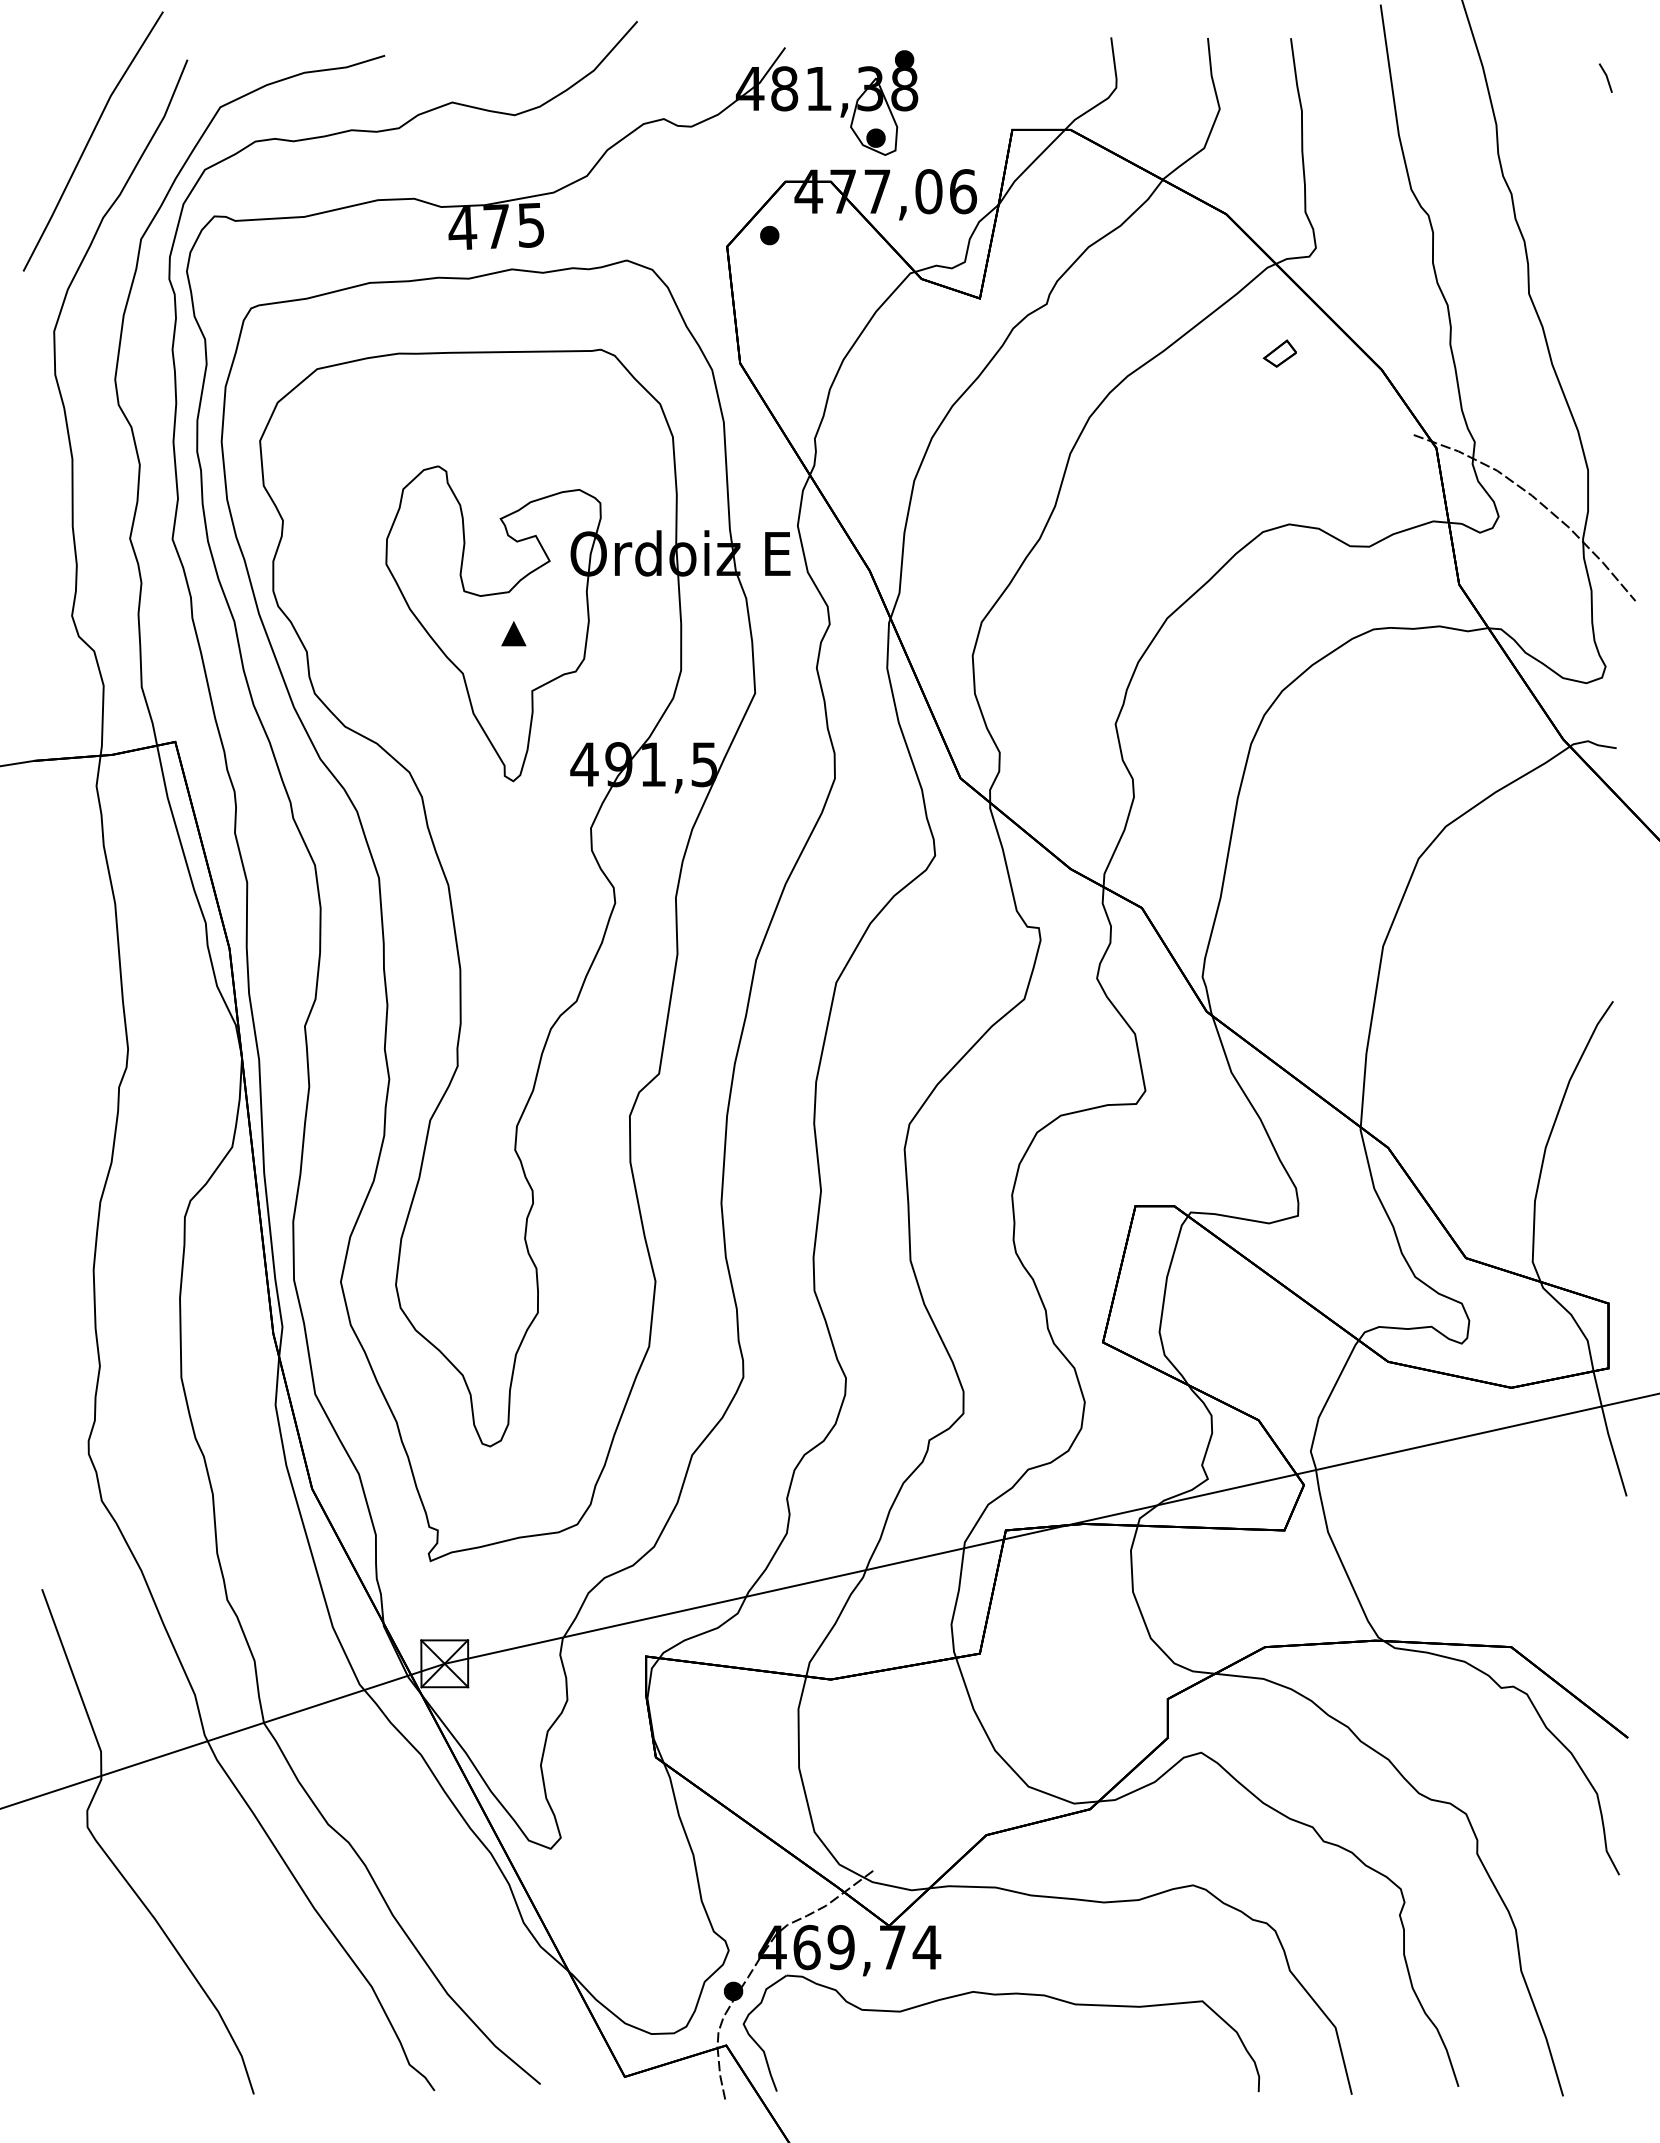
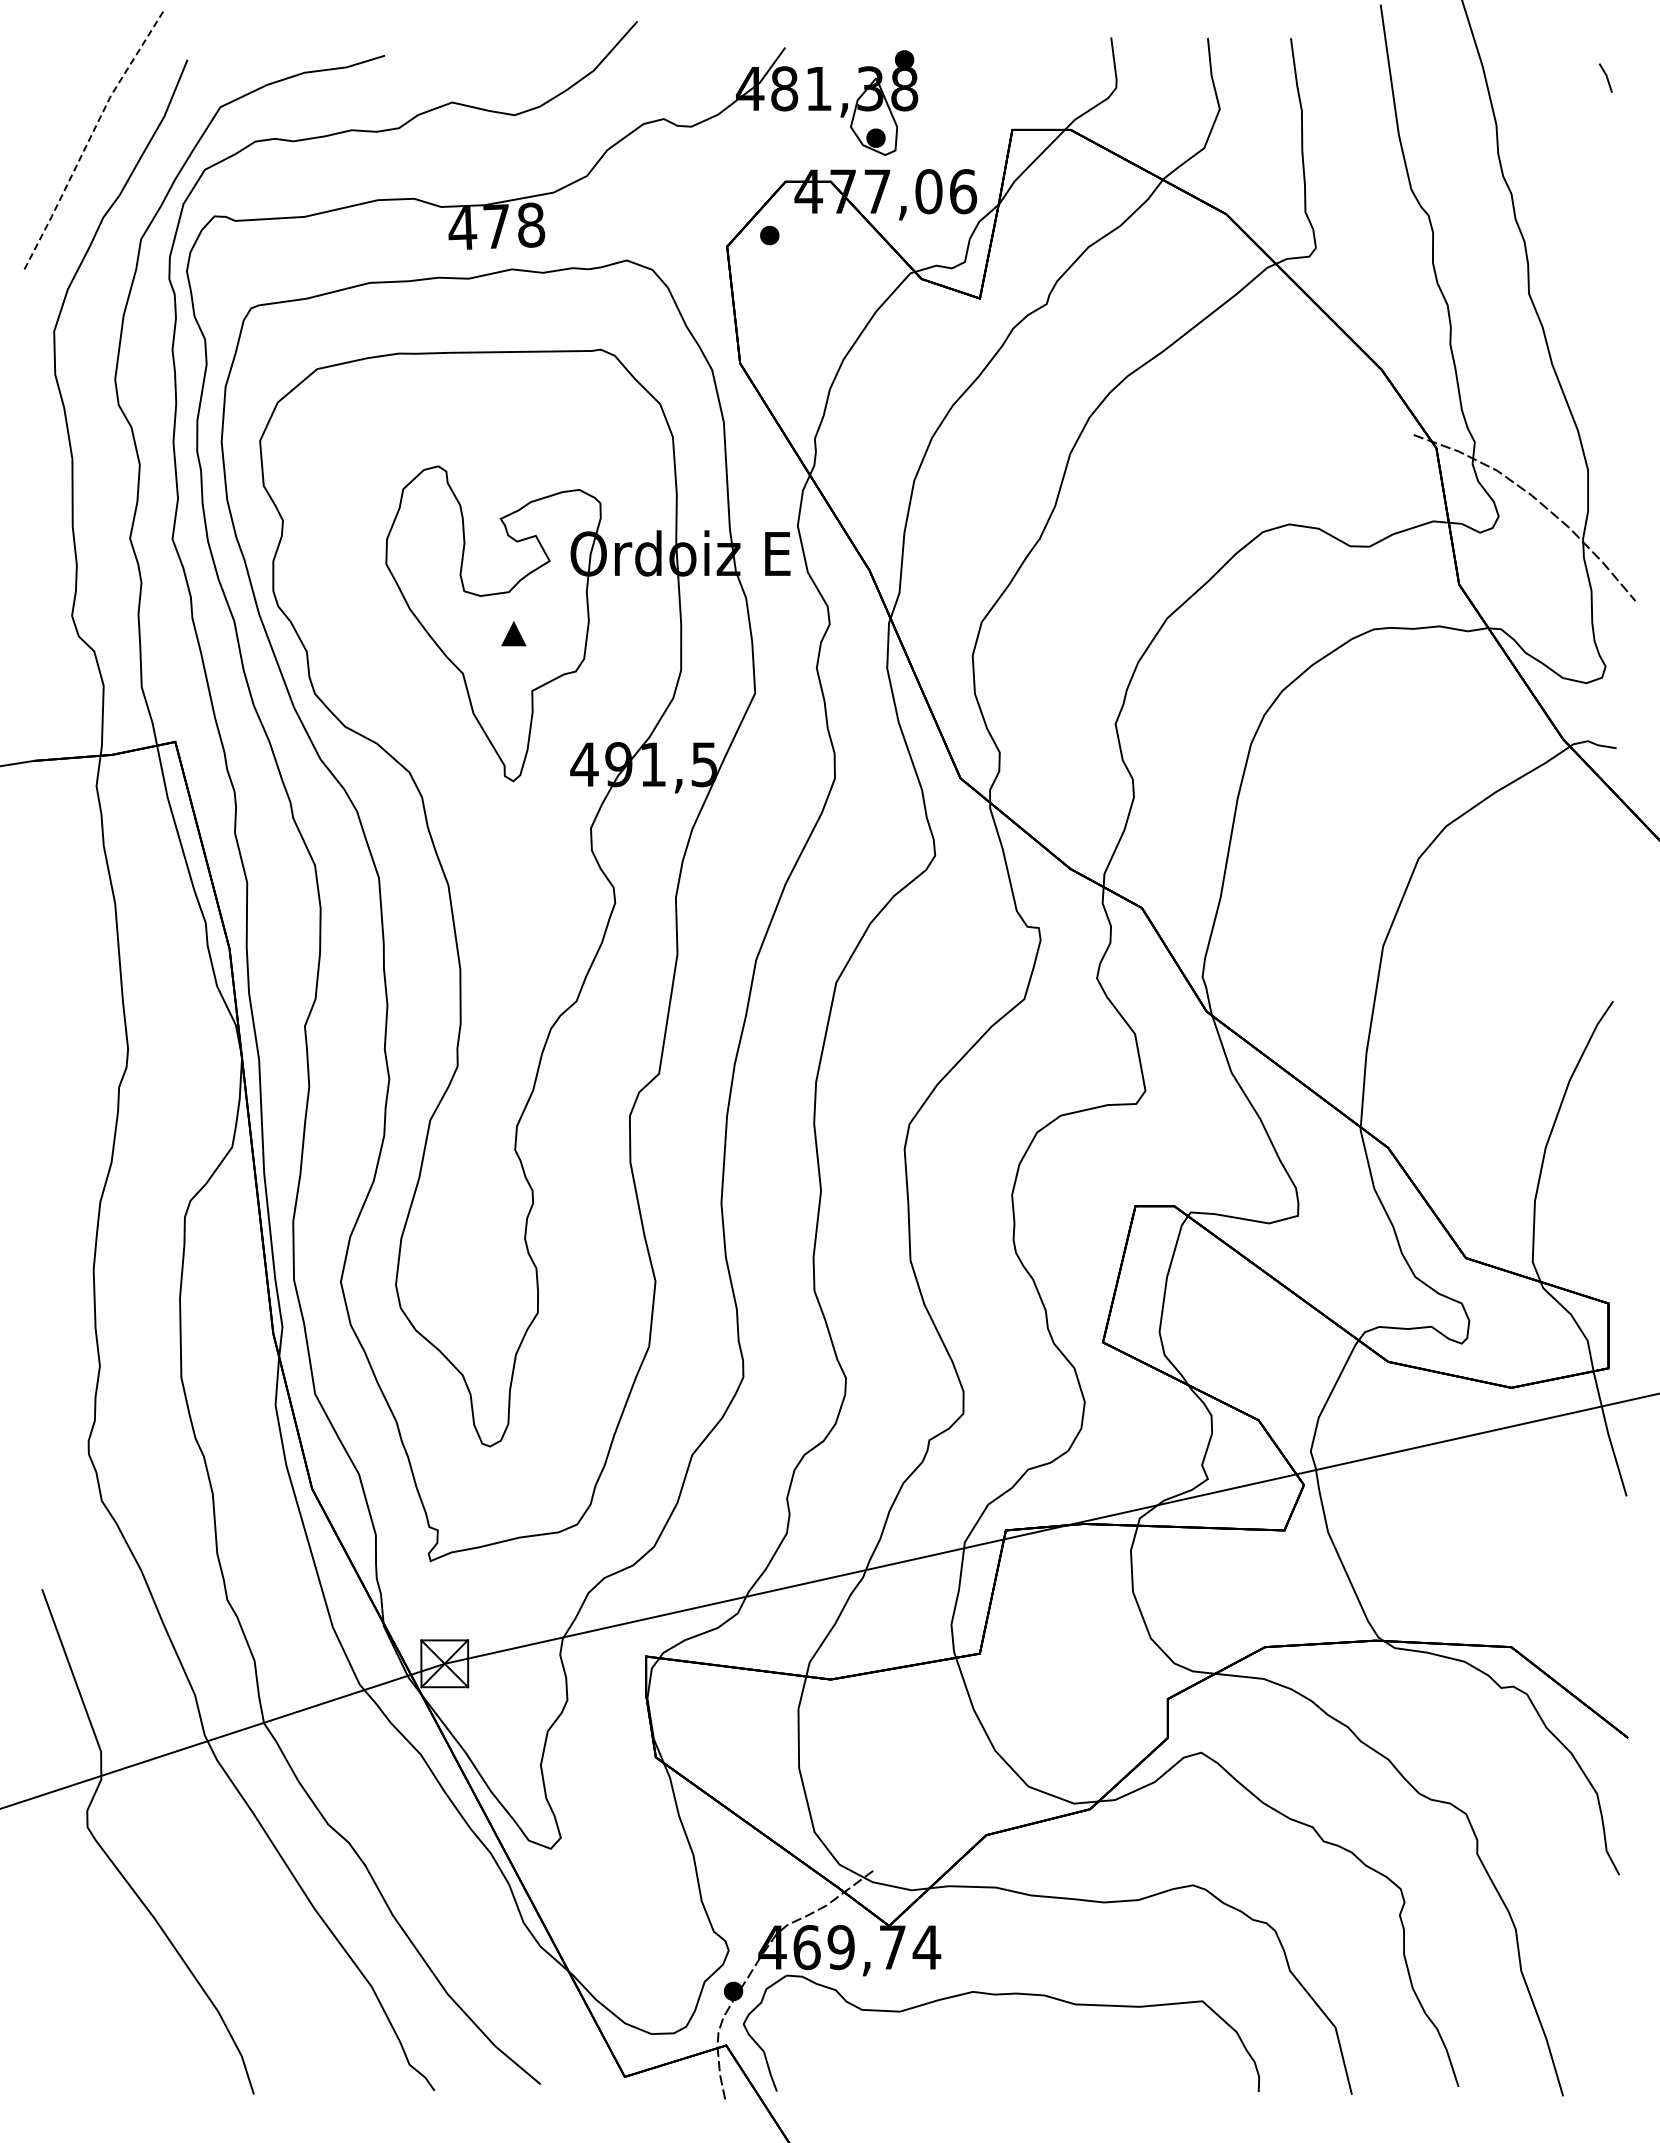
line: solid -> dashed (89, 139)
text: 475 -> 478 (531, 224)
part: present -> none (1279, 353)
